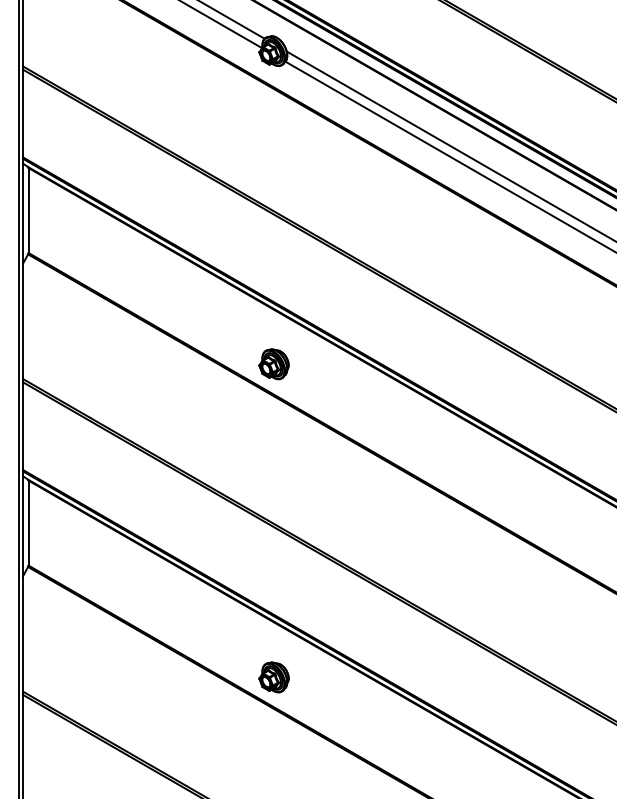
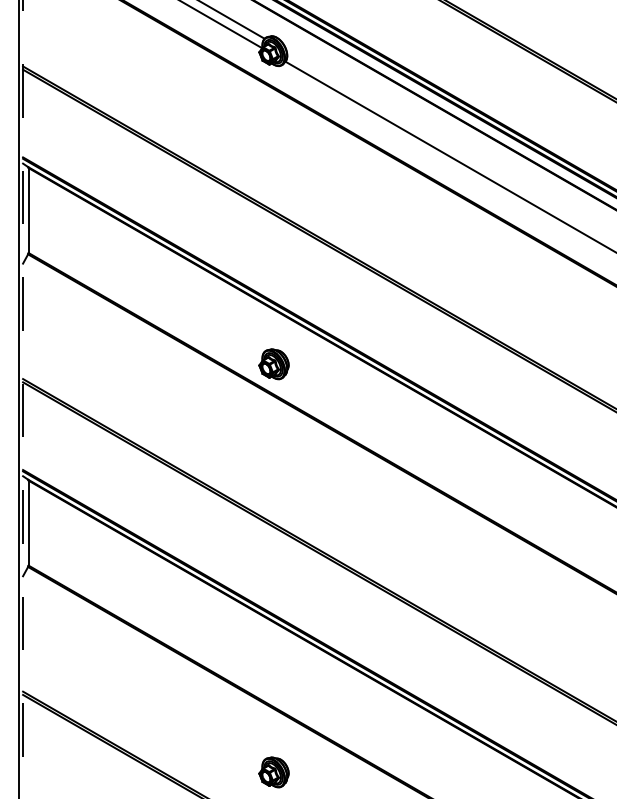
line: present -> none (450, 146)
line: solid -> dashed (23, 399)
part position: (273, 677) -> (273, 772) (273, 772)
